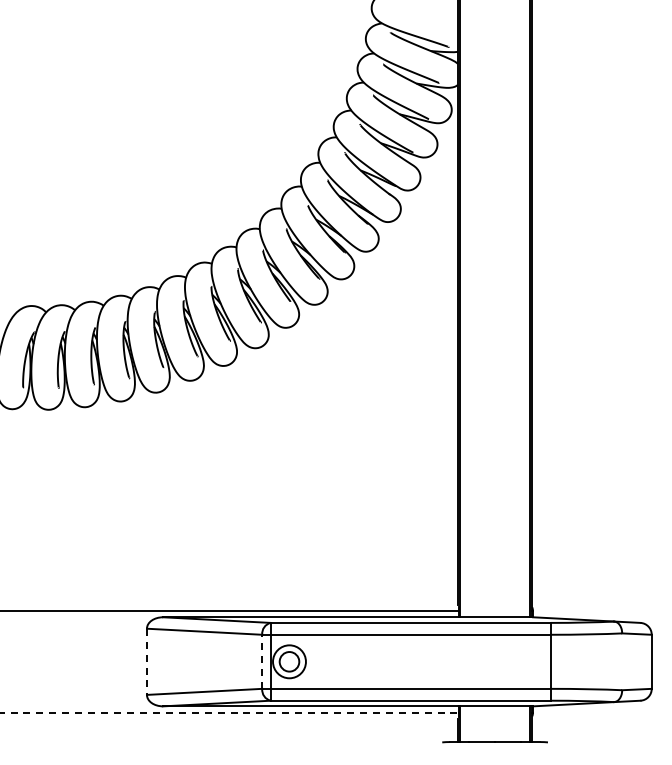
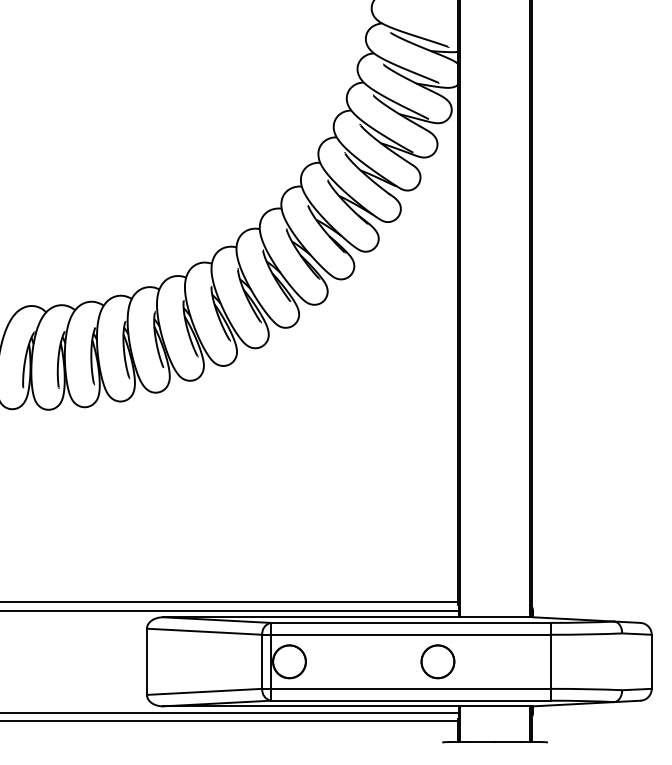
line: none -> present (230, 602)
line: dashed -> solid (262, 661)
circle diameter: 20 px -> 33 px (289, 661)
part: none -> present (437, 661)
line: dashed -> solid (146, 662)
line: dashed -> solid (229, 712)
line: none -> present (230, 721)
